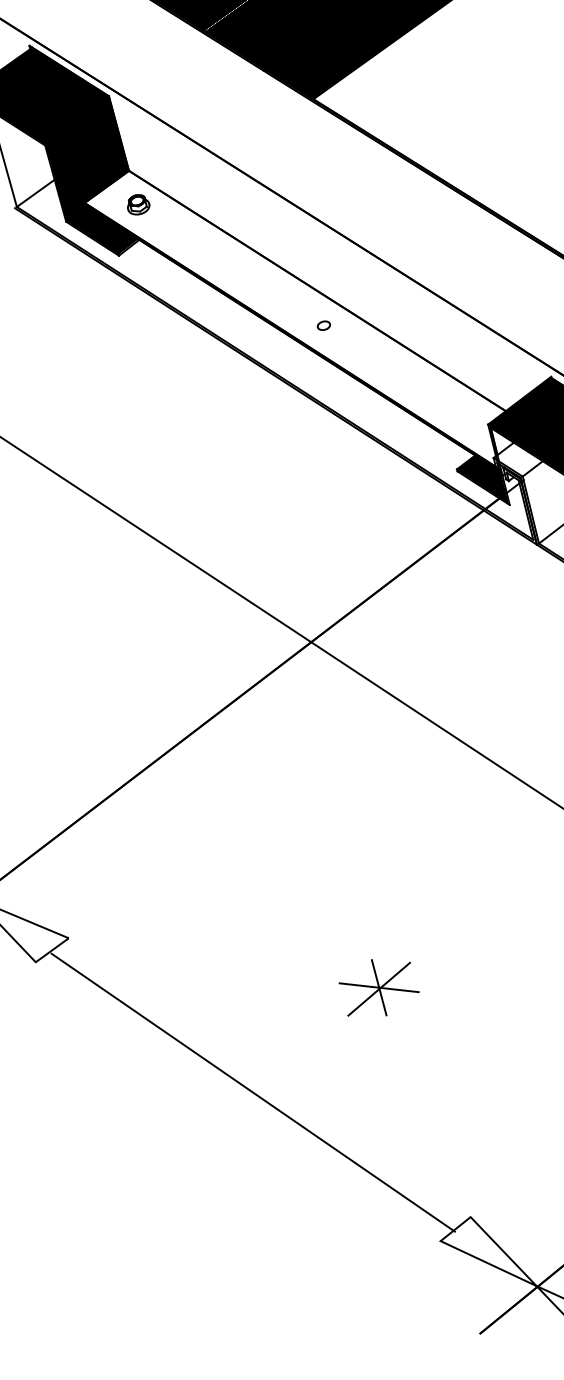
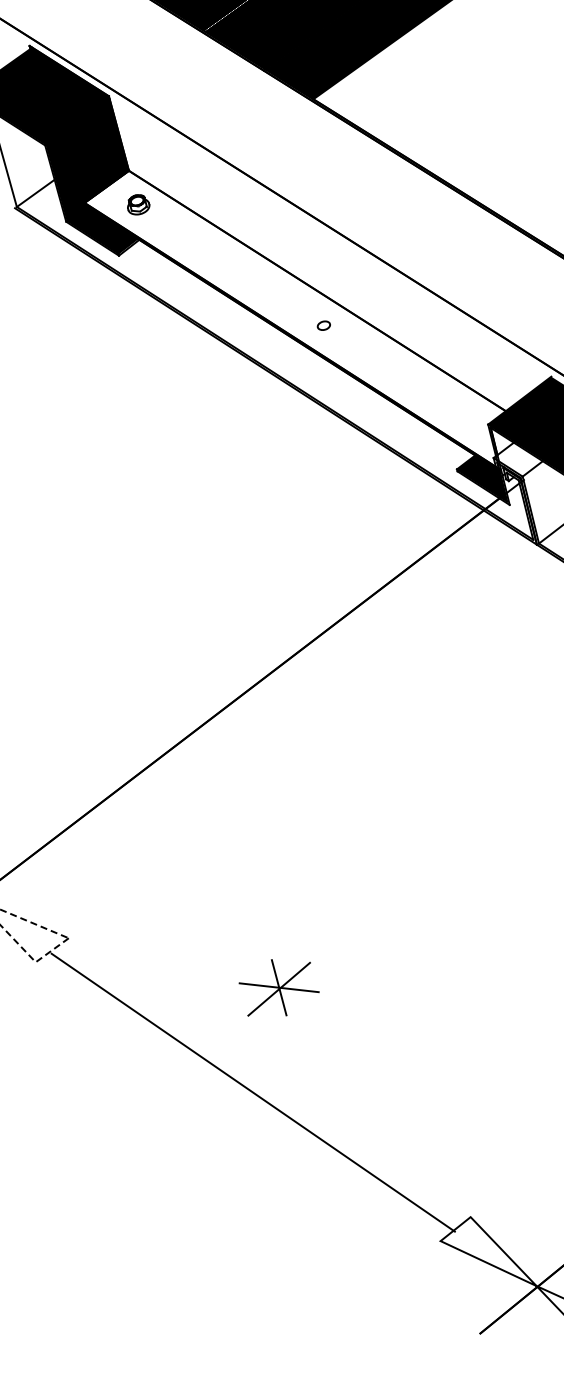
line: present -> none (281, 622)
line: solid -> dashed (6, 931)
part position: (378, 987) -> (278, 987) (278, 987)
